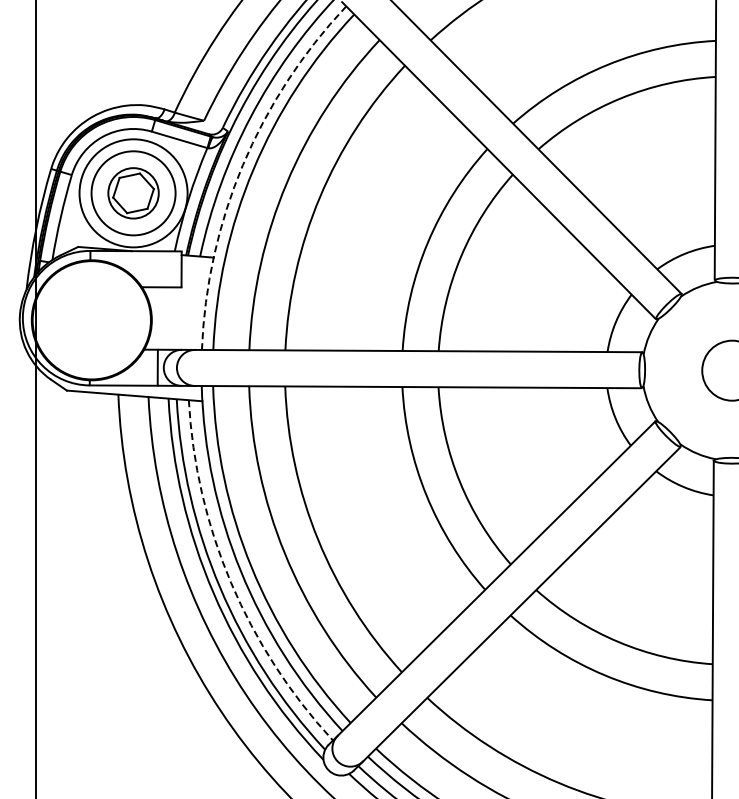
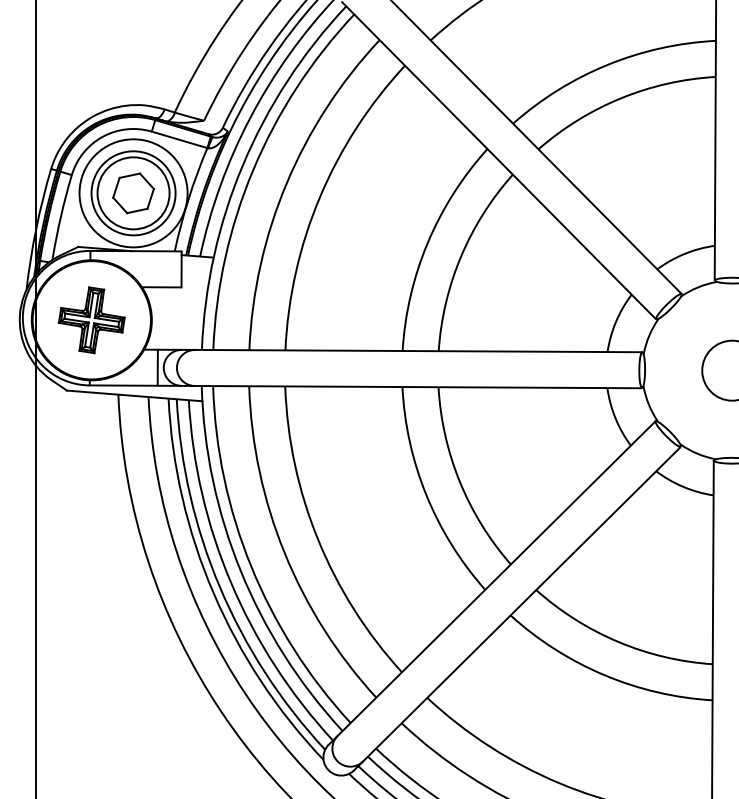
arc: dashed -> solid (242, 165)
circle diameter: 50 px -> 72 px (133, 193)
part: none -> present (91, 320)
arc: dashed -> solid (231, 582)
